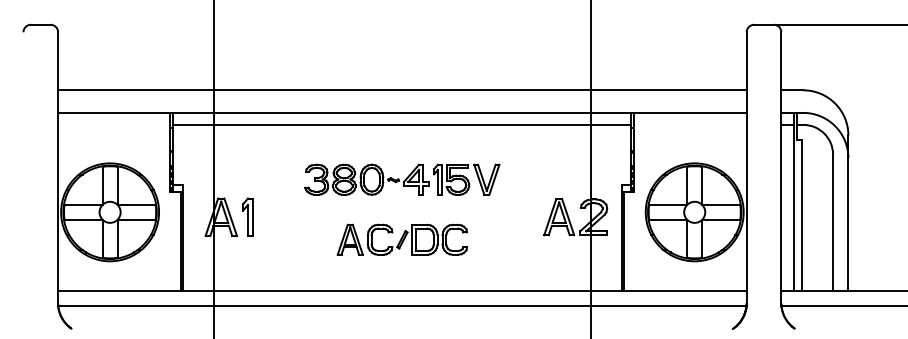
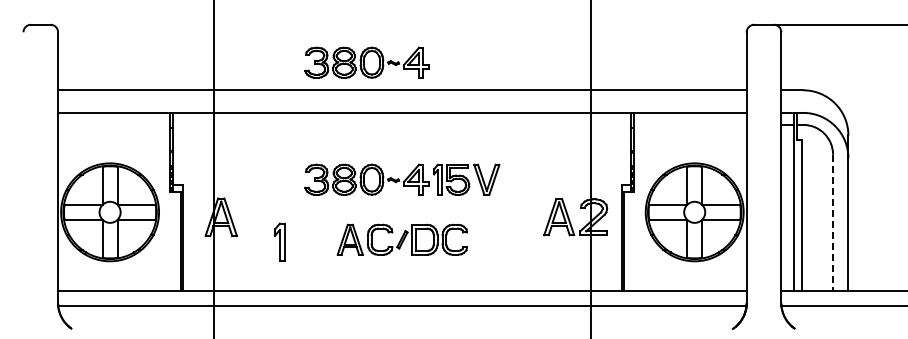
part: none -> present (366, 62)
line: present -> none (402, 124)
part position: (247, 216) -> (279, 241) (279, 241)
line: solid -> dashed (833, 222)
